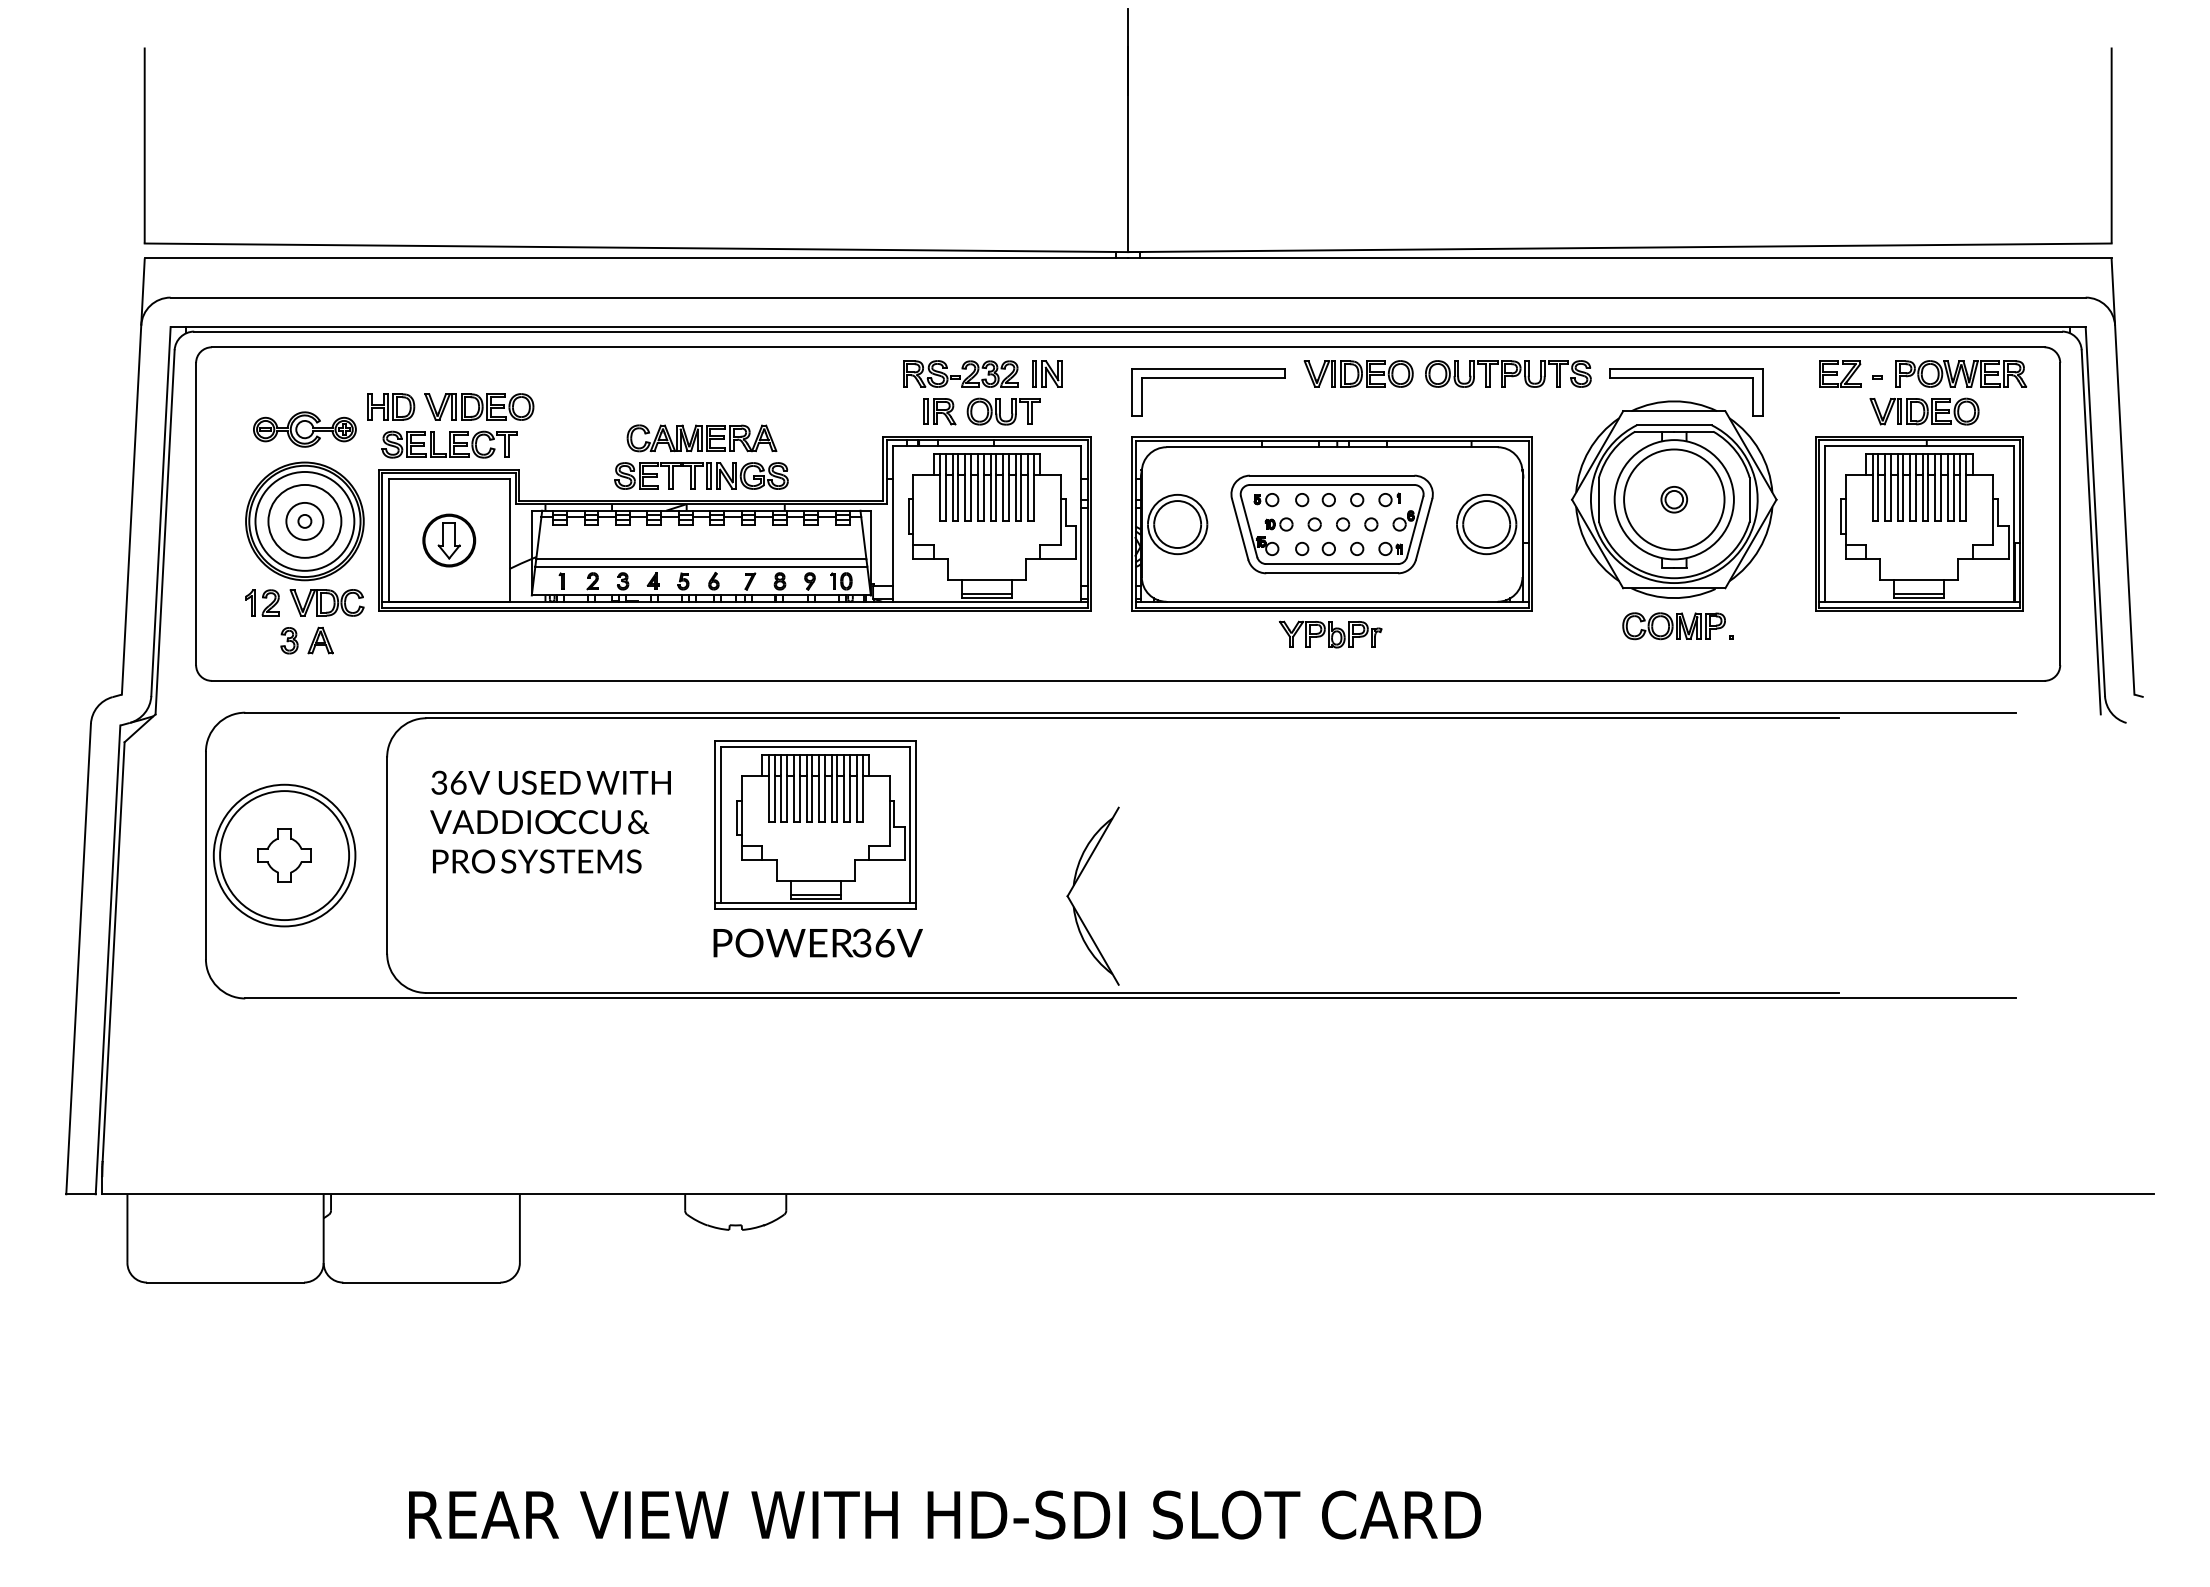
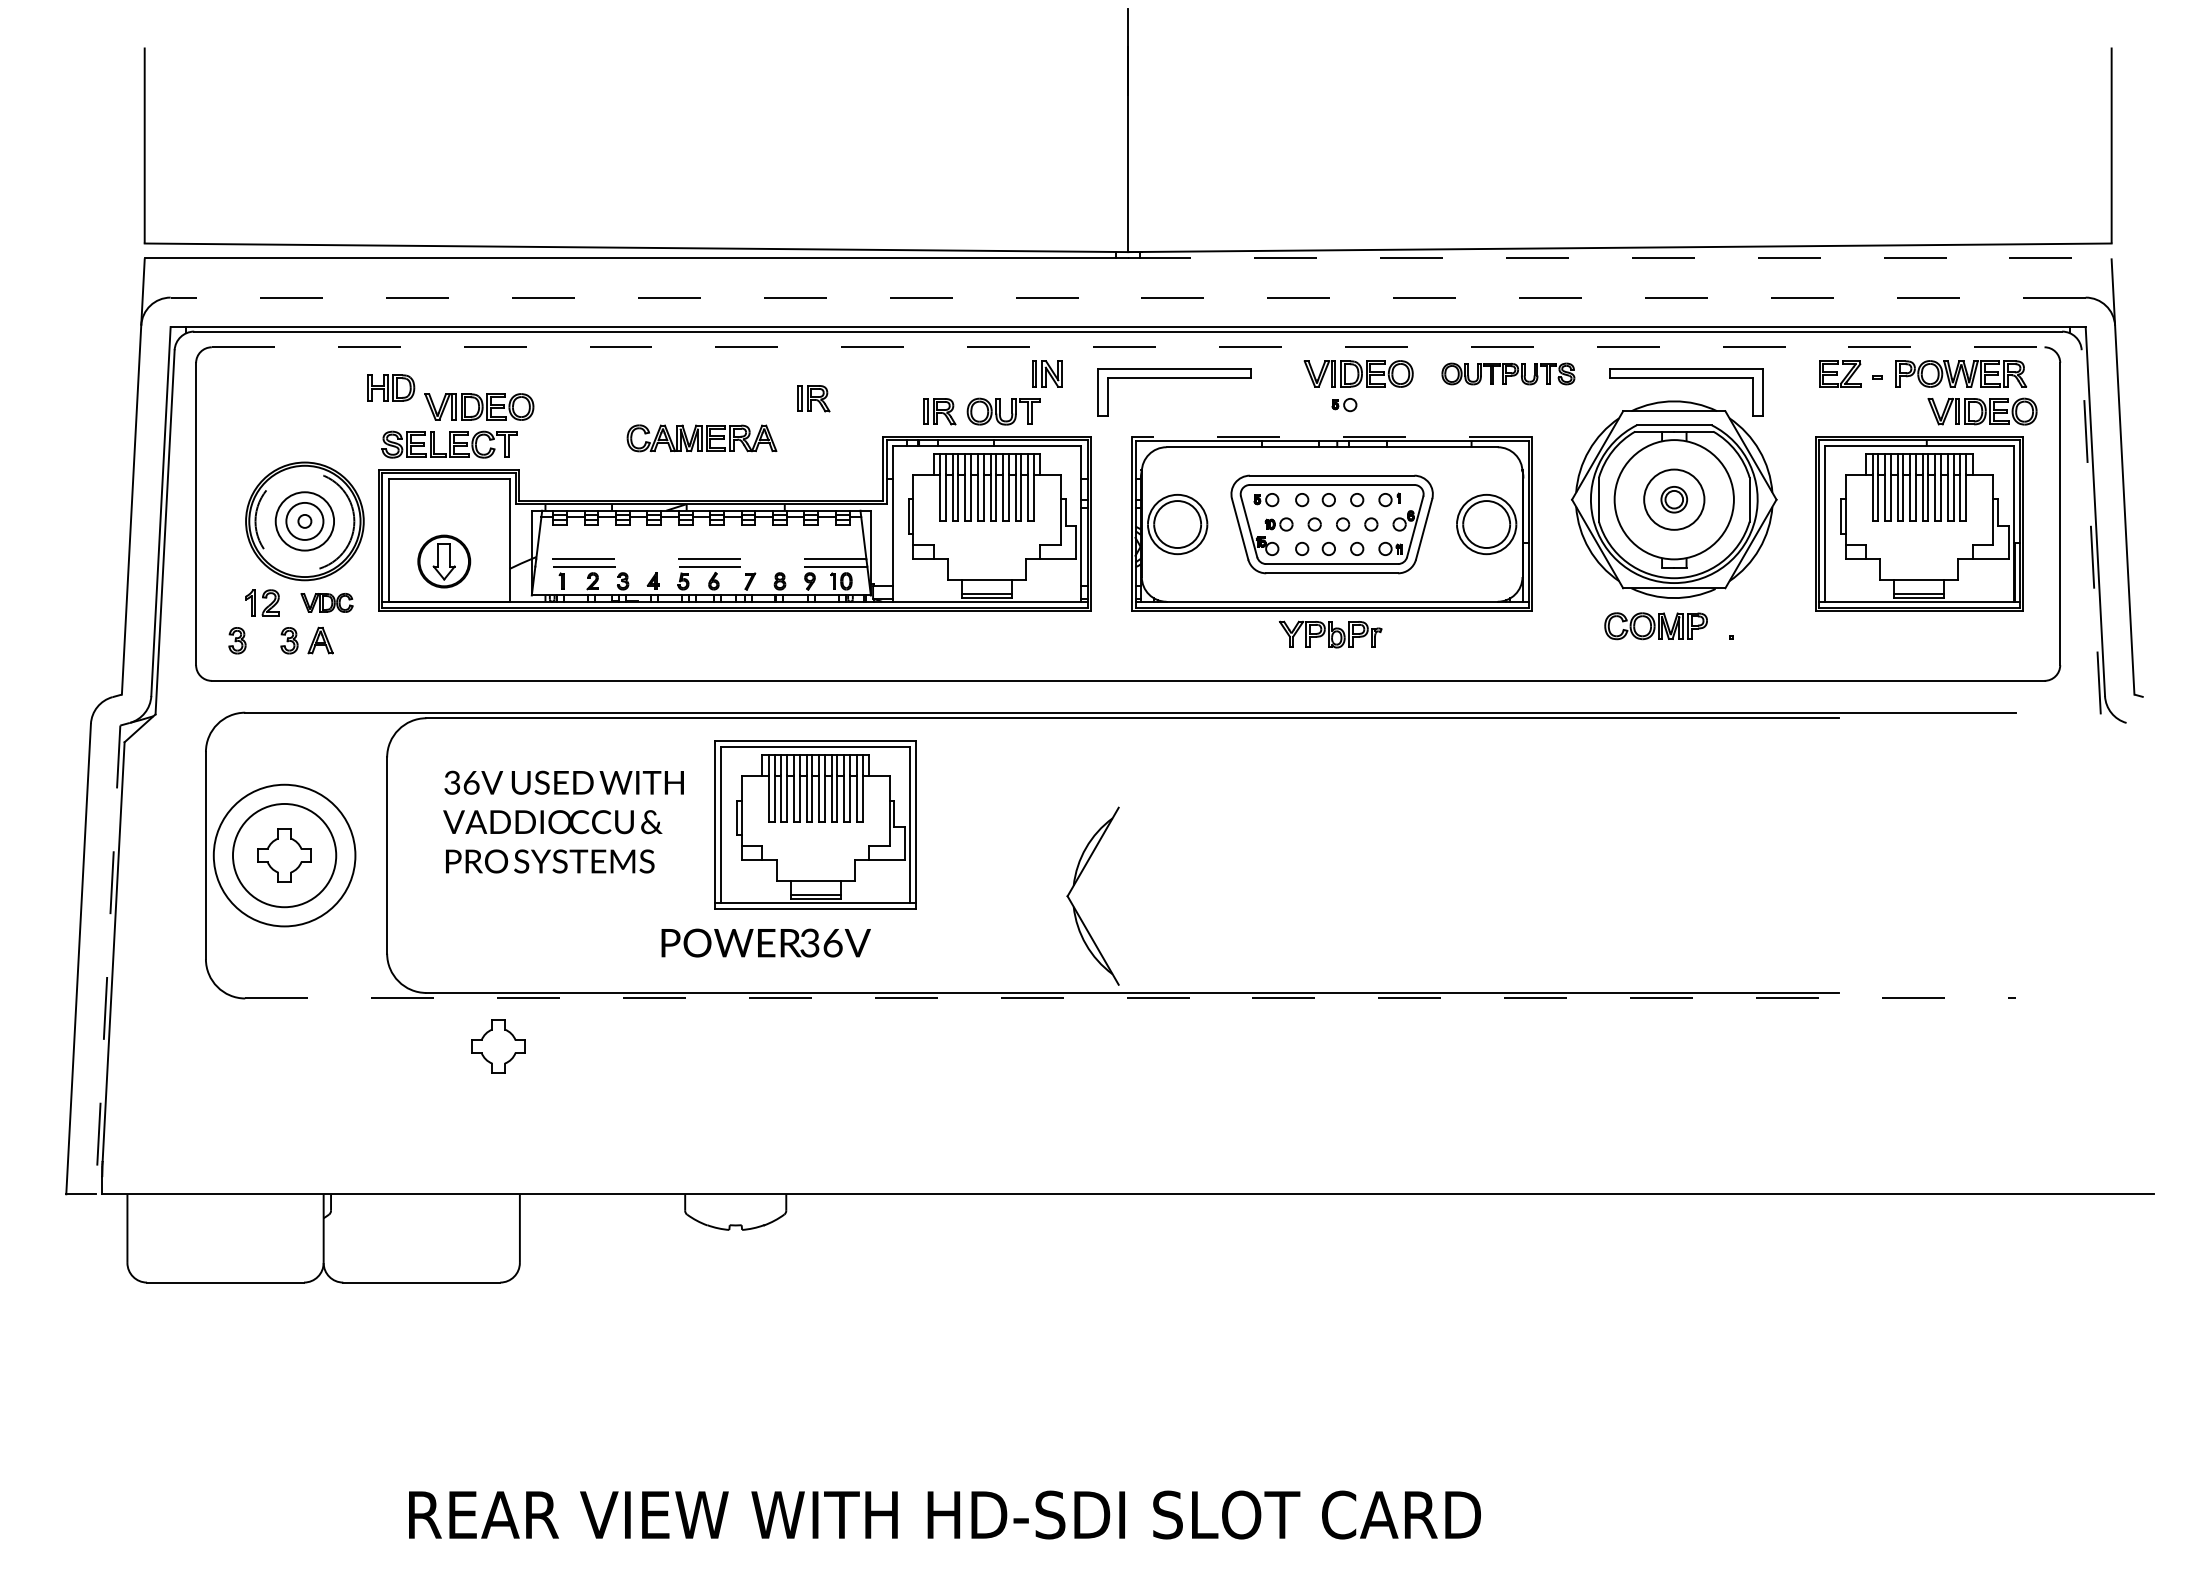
line: solid -> dashed (1619, 258)
line: solid -> dashed (1128, 297)
line: solid -> dashed (1128, 347)
part: present -> none (960, 373)
part size: 167x28 px -> 135x24 px (1508, 373)
part position: (1208, 378) -> (1174, 378) (1174, 378)
part: none -> present (813, 398)
part: none -> present (1344, 405)
part position: (391, 406) -> (391, 387) (391, 387)
part position: (1924, 411) -> (1982, 411) (1982, 411)
part: present -> none (304, 429)
line: solid -> dashed (1332, 436)
part: present -> none (701, 475)
circle diameter: 100 px -> 60 px (1674, 499)
circle diameter: 73 px -> 58 px (304, 521)
circle: solid -> dashed (304, 520)
line: solid -> dashed (2091, 531)
part position: (449, 540) -> (444, 561) (444, 561)
line: solid -> dashed (700, 559)
line: solid -> dashed (701, 566)
part size: 76x28 px -> 54x20 px (326, 602)
part position: (1673, 626) -> (1655, 626) (1655, 626)
part: none -> present (237, 640)
text position: (550, 821) -> (563, 821) (563, 821)
circle diameter: 129 px -> 103 px (284, 855)
text position: (817, 942) -> (765, 942) (765, 942)
line: solid -> dashed (108, 959)
line: solid -> dashed (1130, 998)
part: none -> present (498, 1046)
